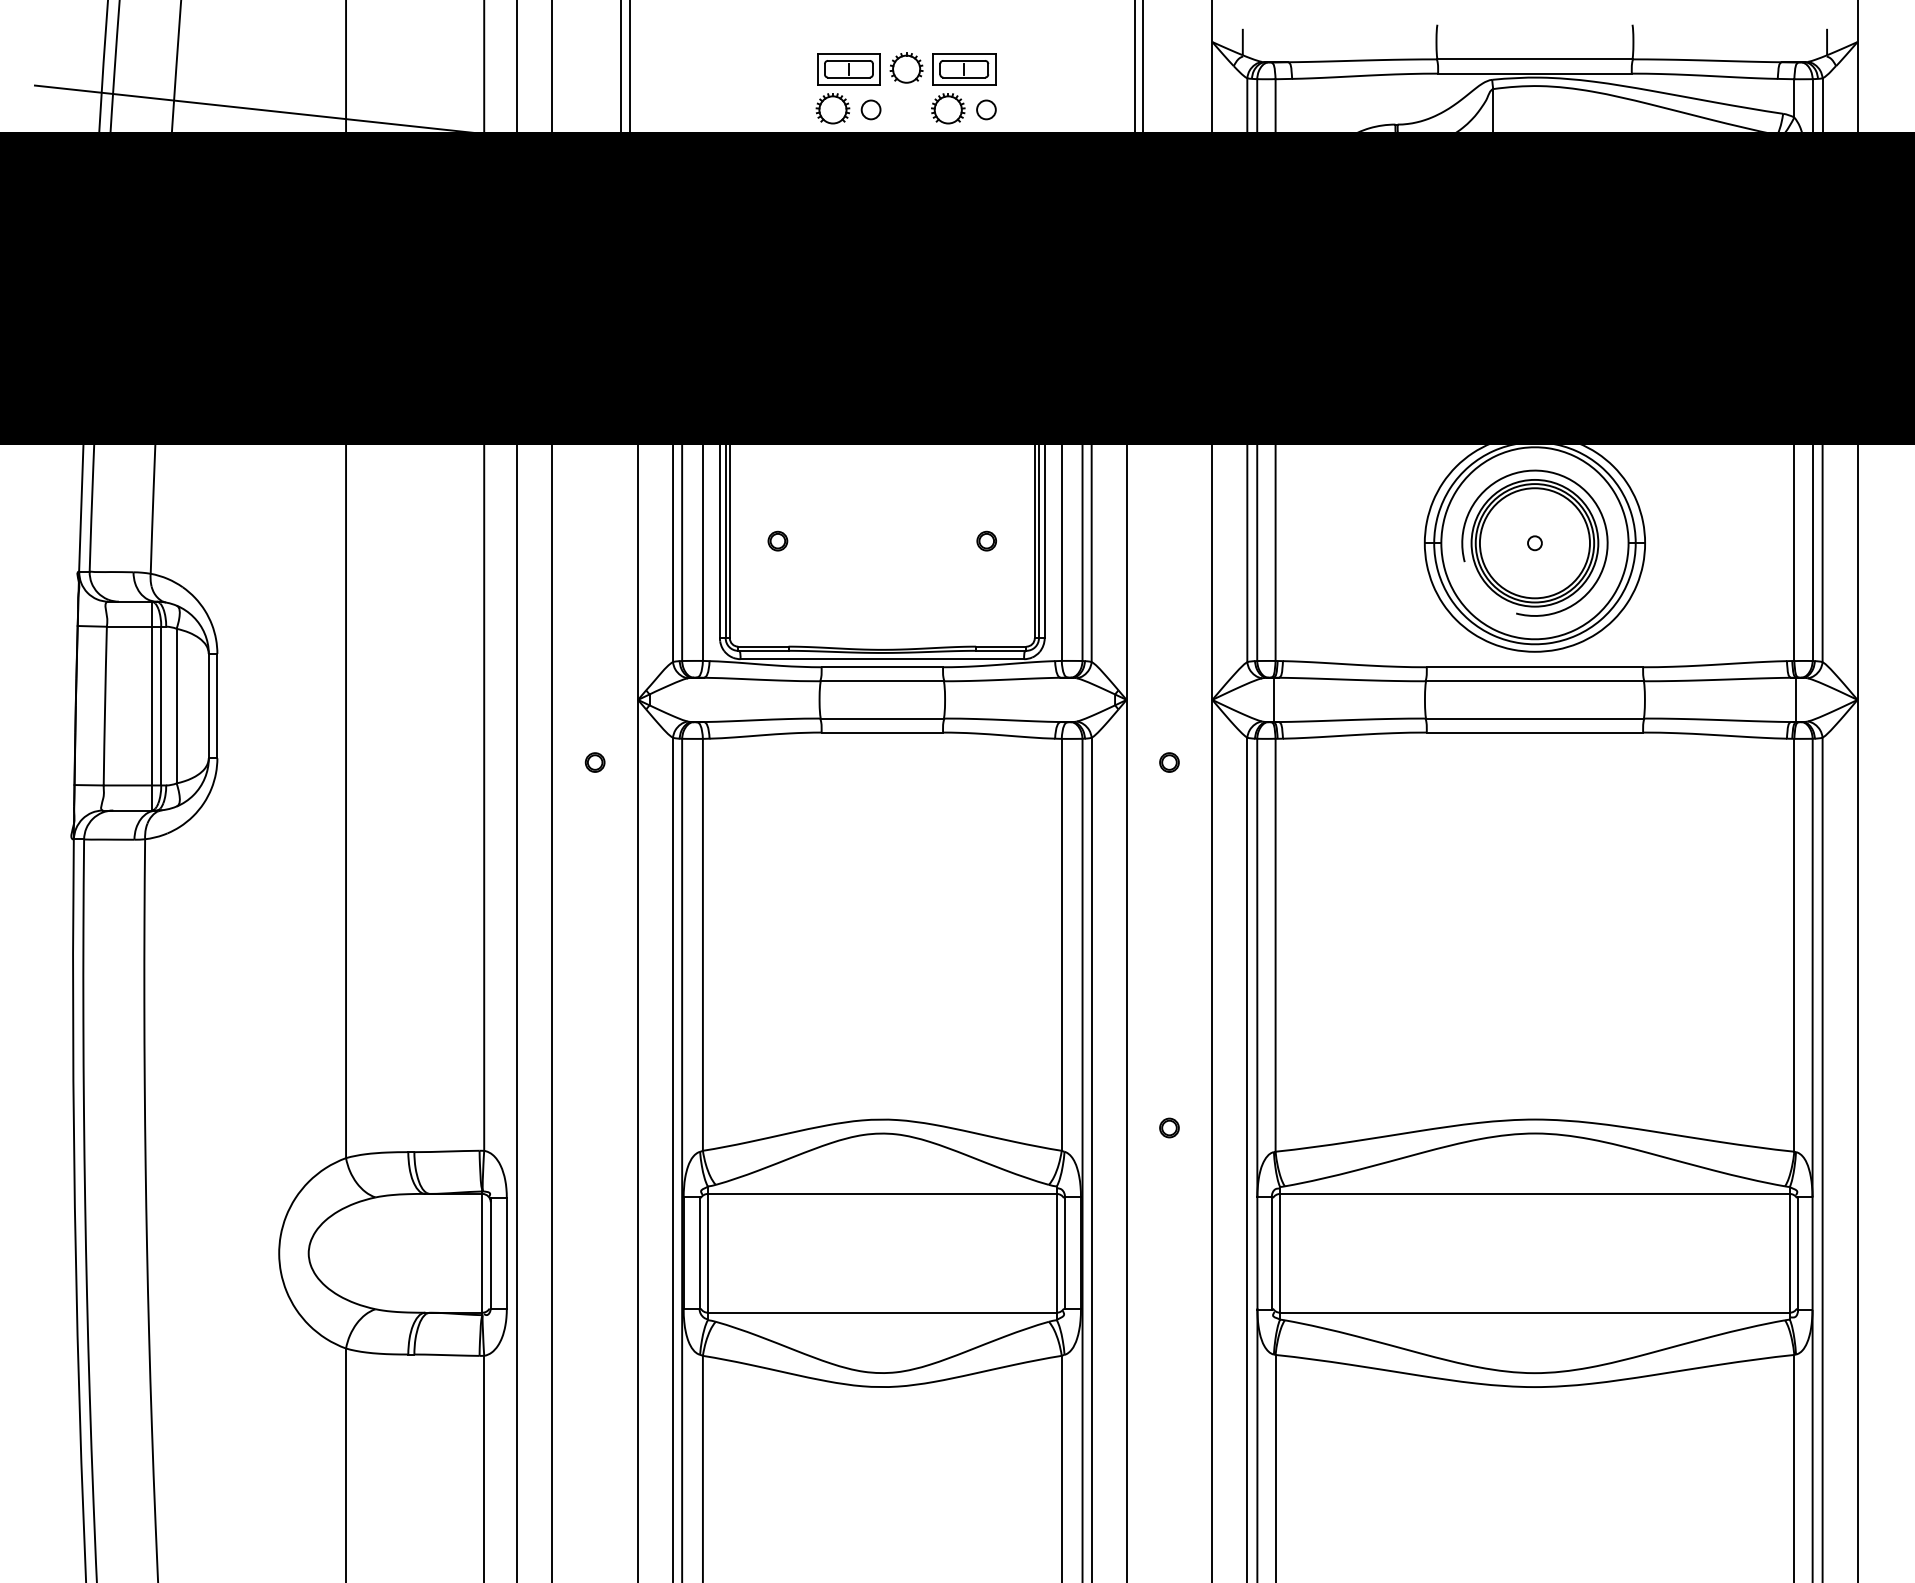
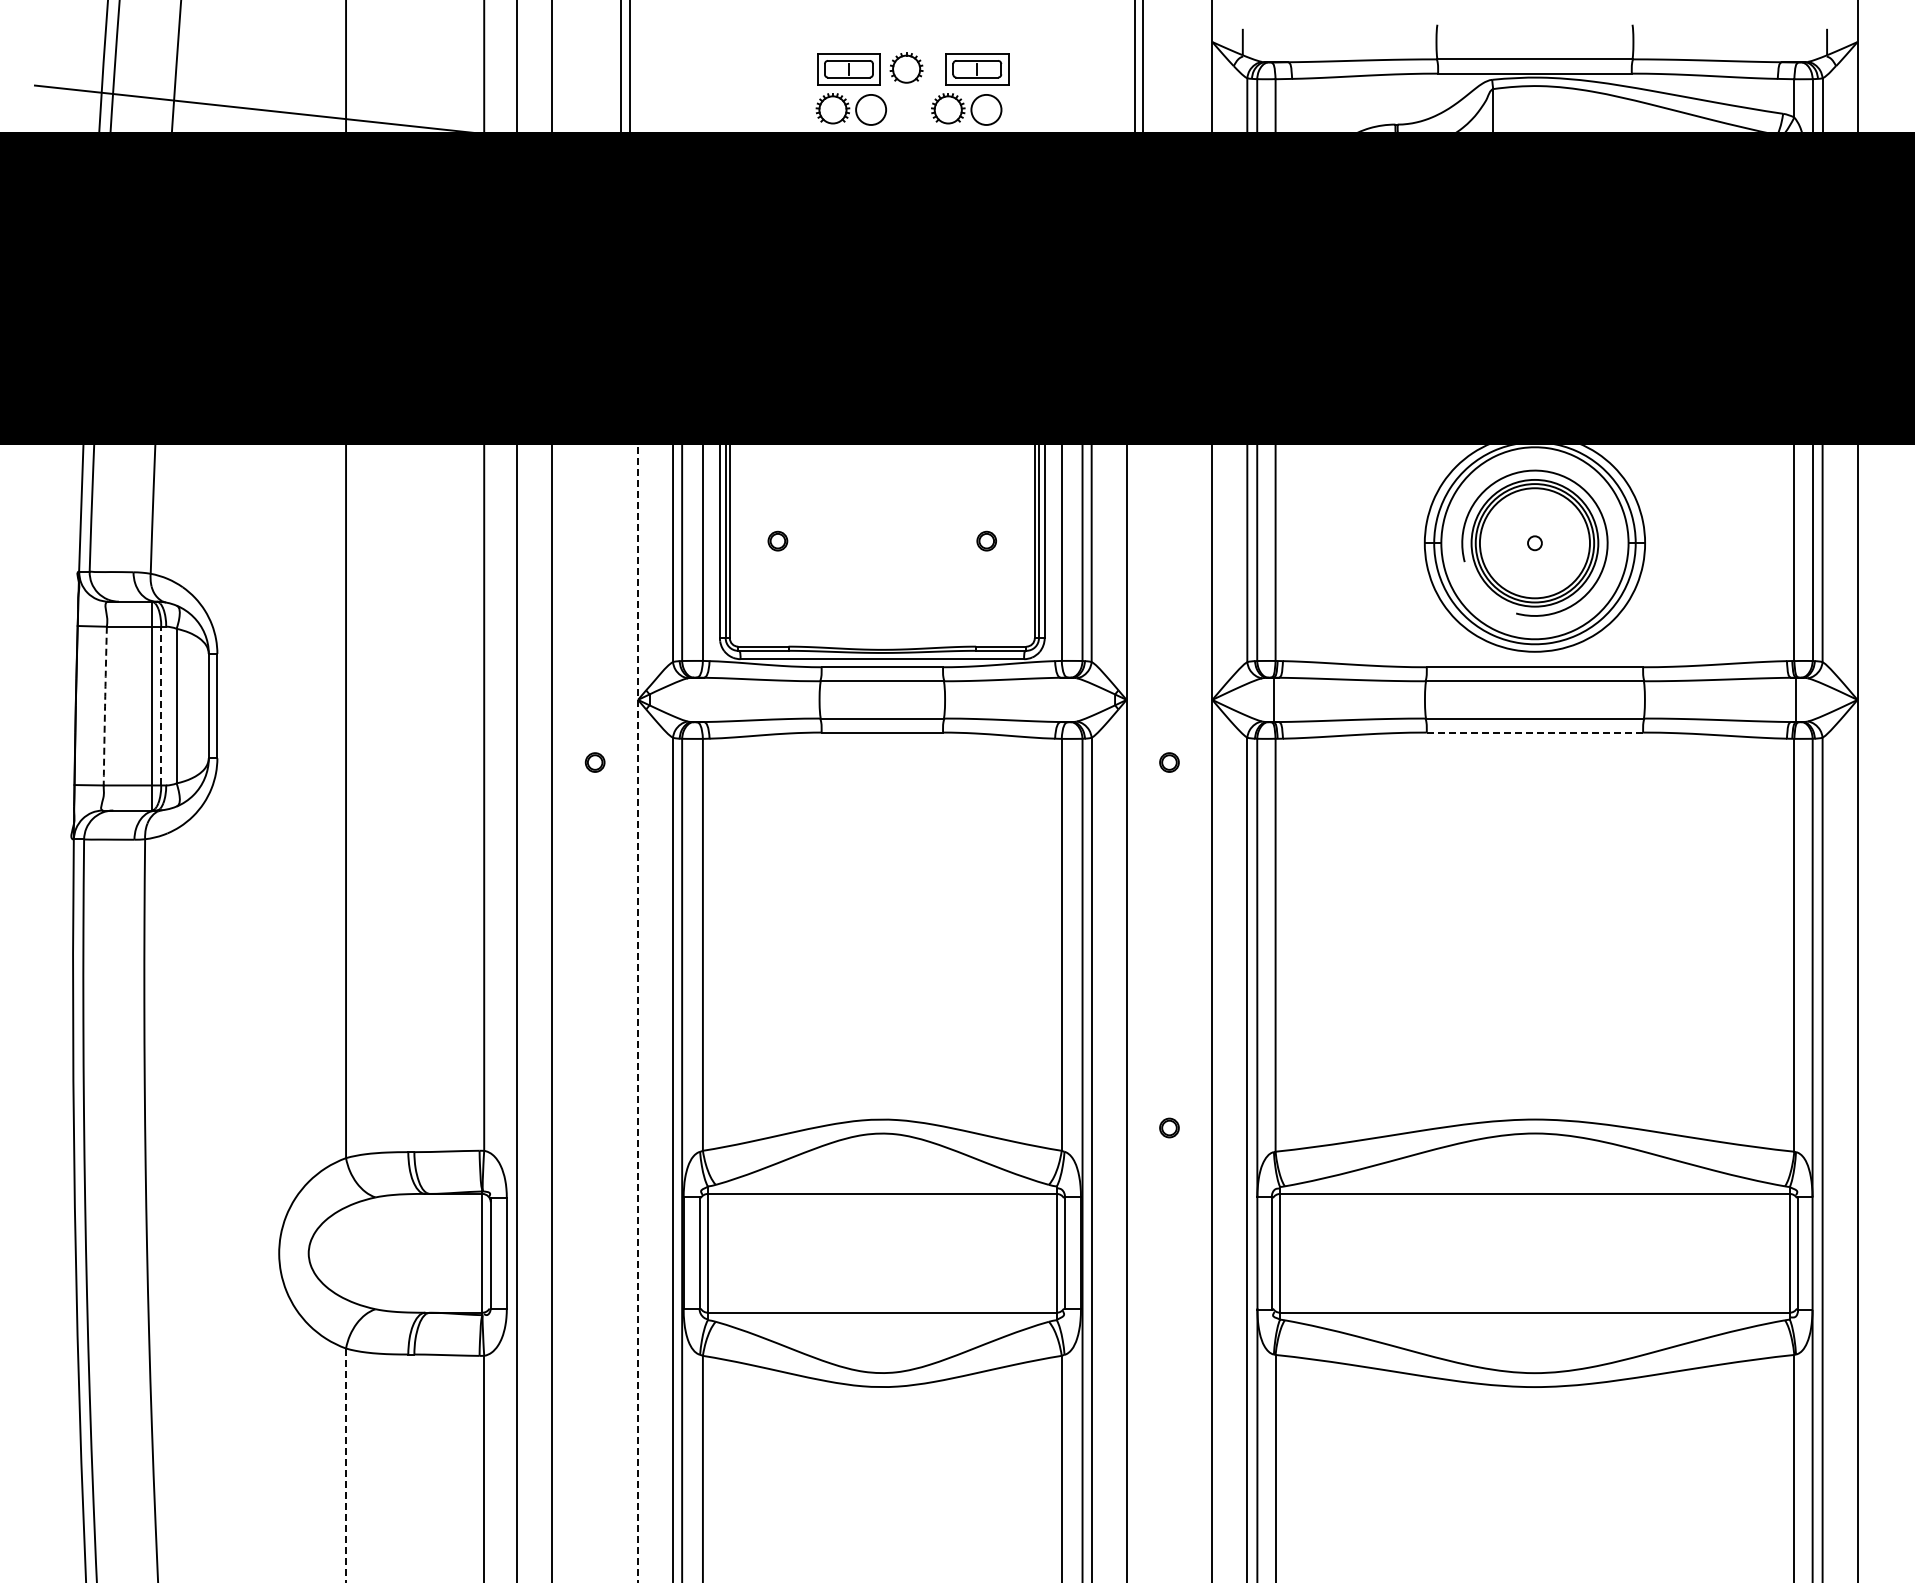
part position: (964, 69) -> (977, 69) (977, 69)
circle diameter: 19 px -> 30 px (871, 109)
circle diameter: 19 px -> 30 px (986, 109)
line: solid -> dashed (161, 705)
arc: solid -> dashed (105, 706)
line: solid -> dashed (1535, 732)
line: solid -> dashed (638, 925)
line: solid -> dashed (346, 1465)
